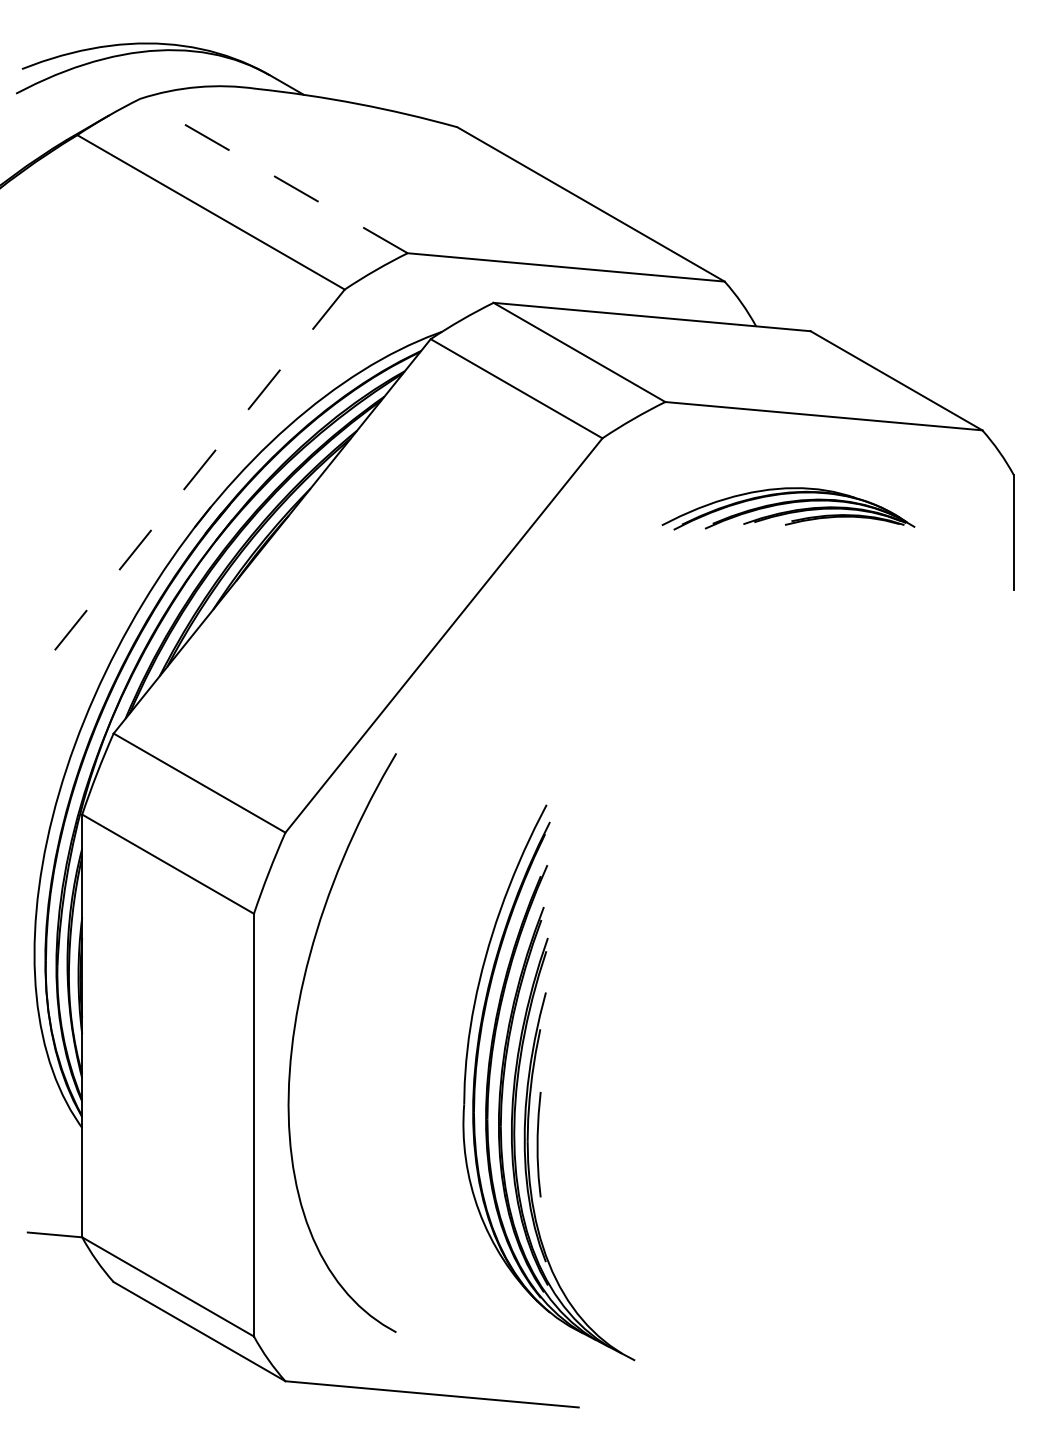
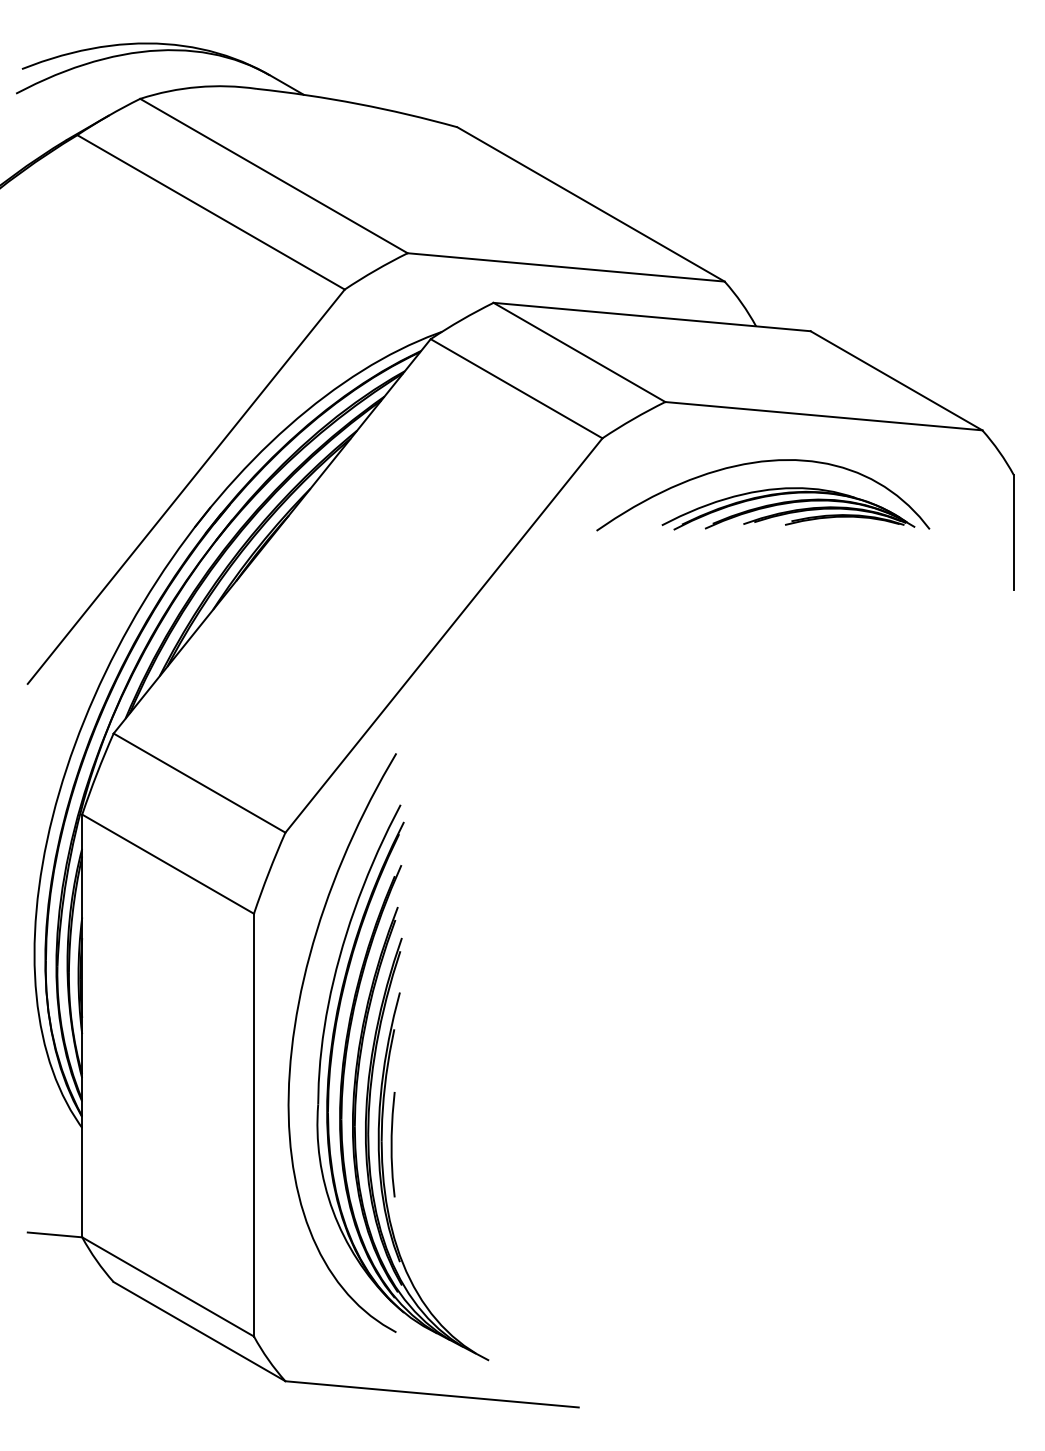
line: dashed -> solid (273, 175)
curve: none -> present (757, 463)
line: dashed -> solid (186, 486)
part position: (541, 1092) -> (395, 1092) (395, 1092)
